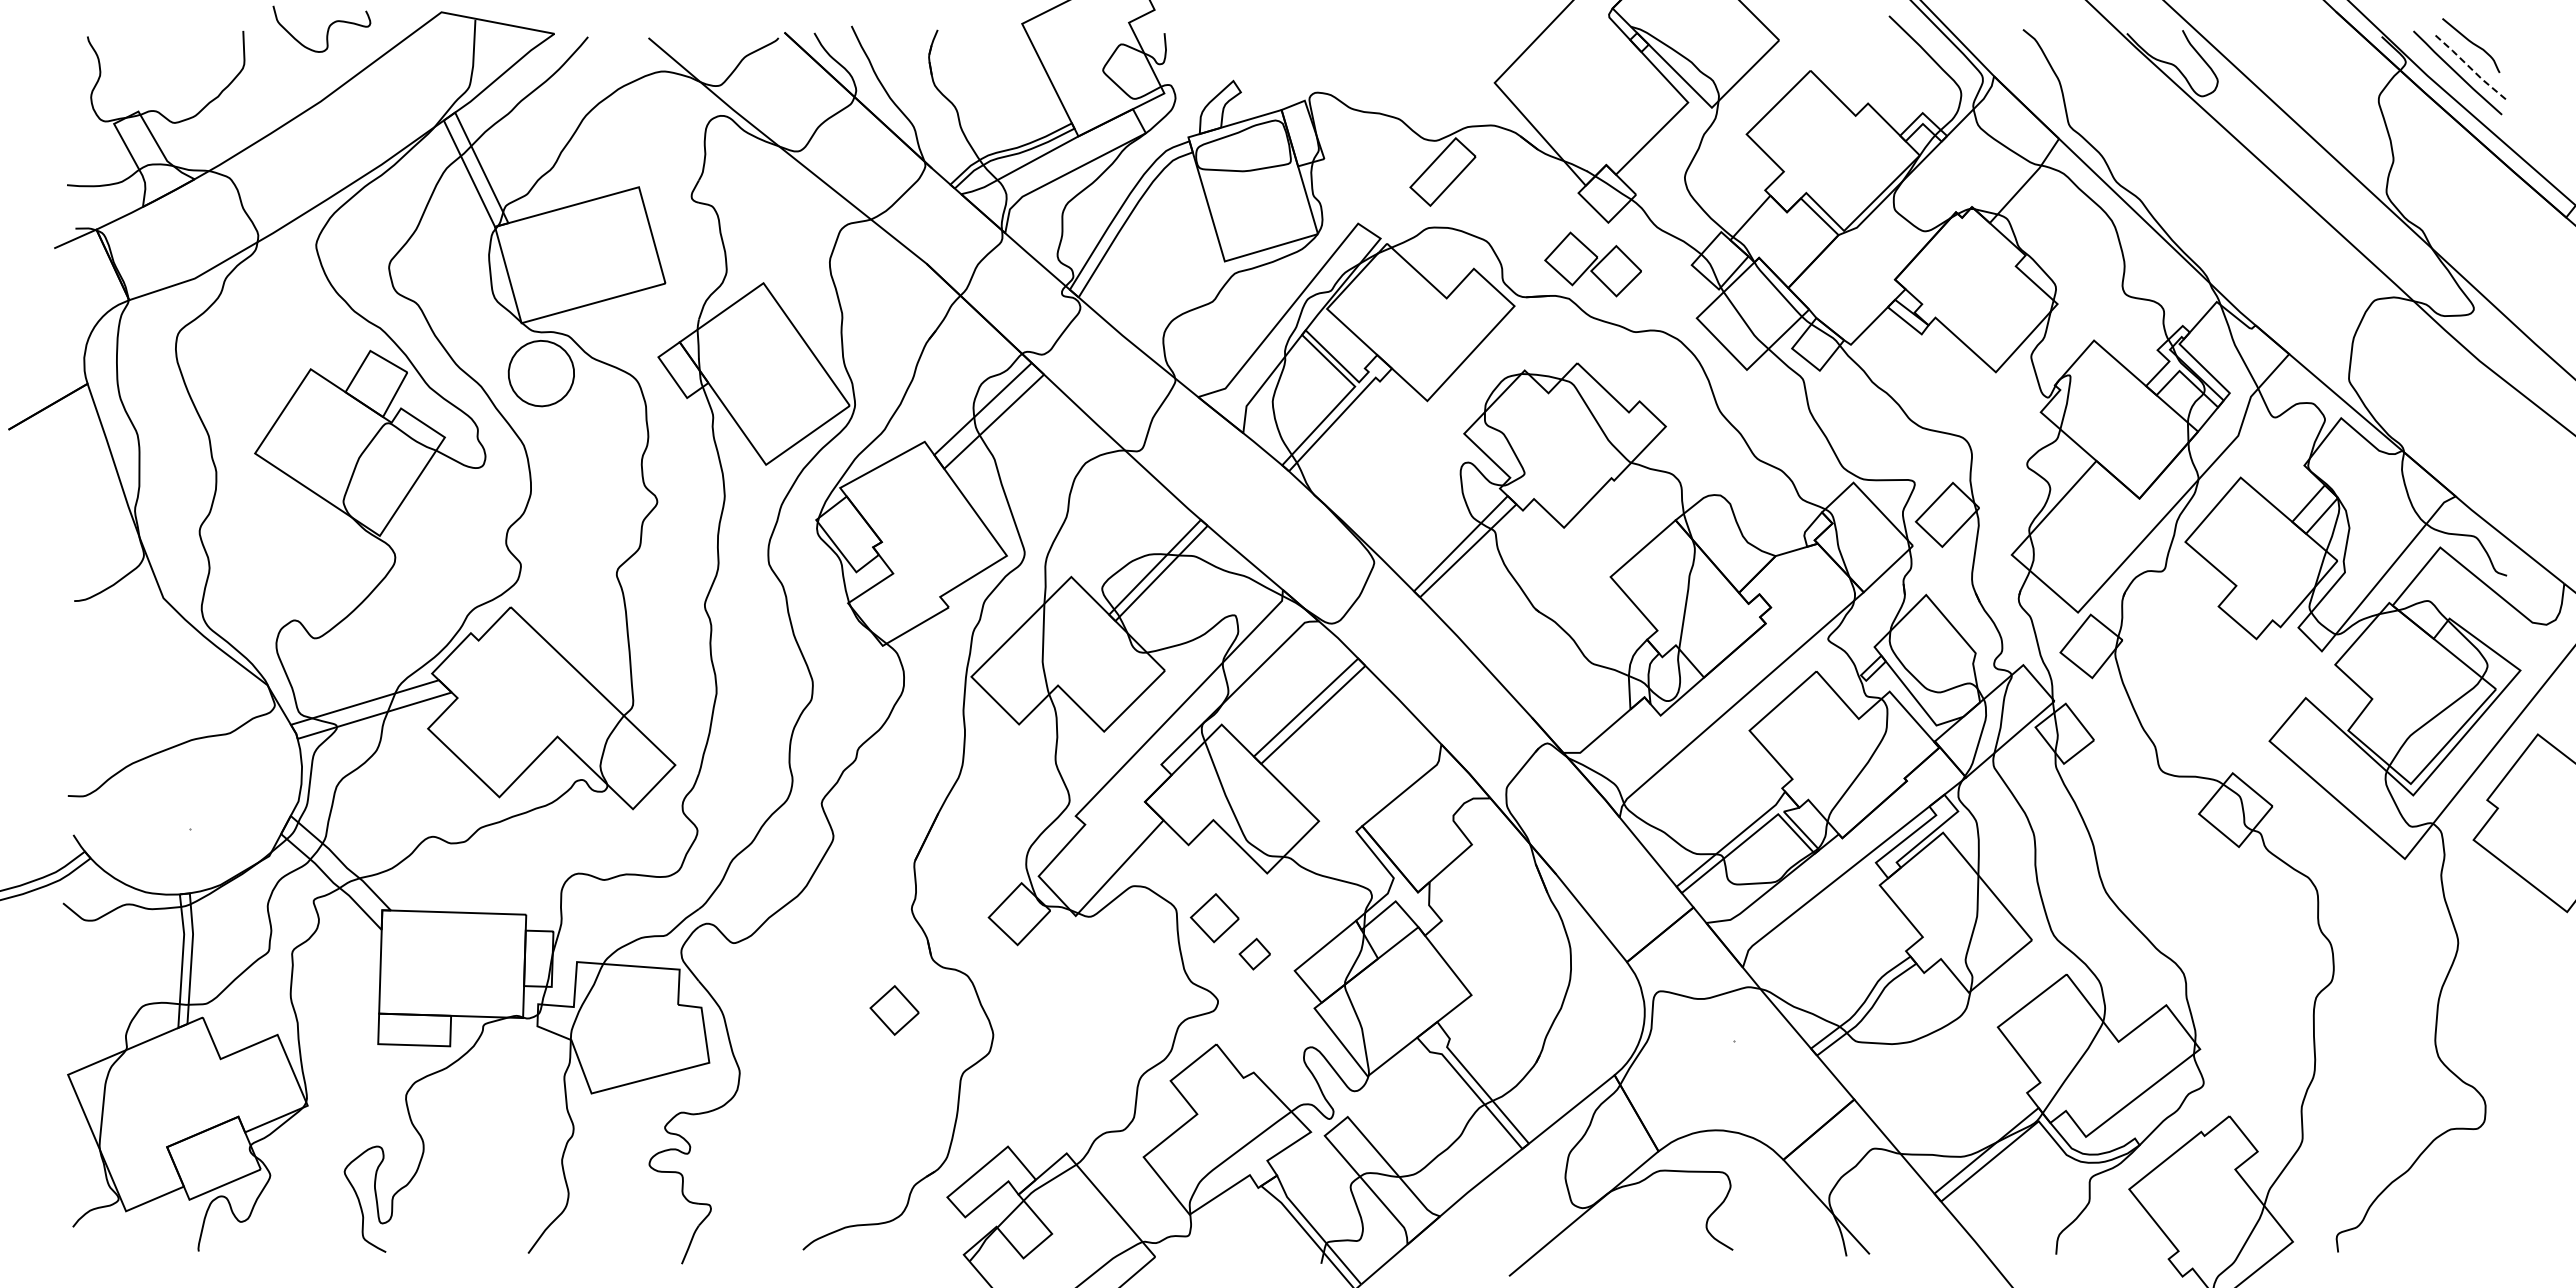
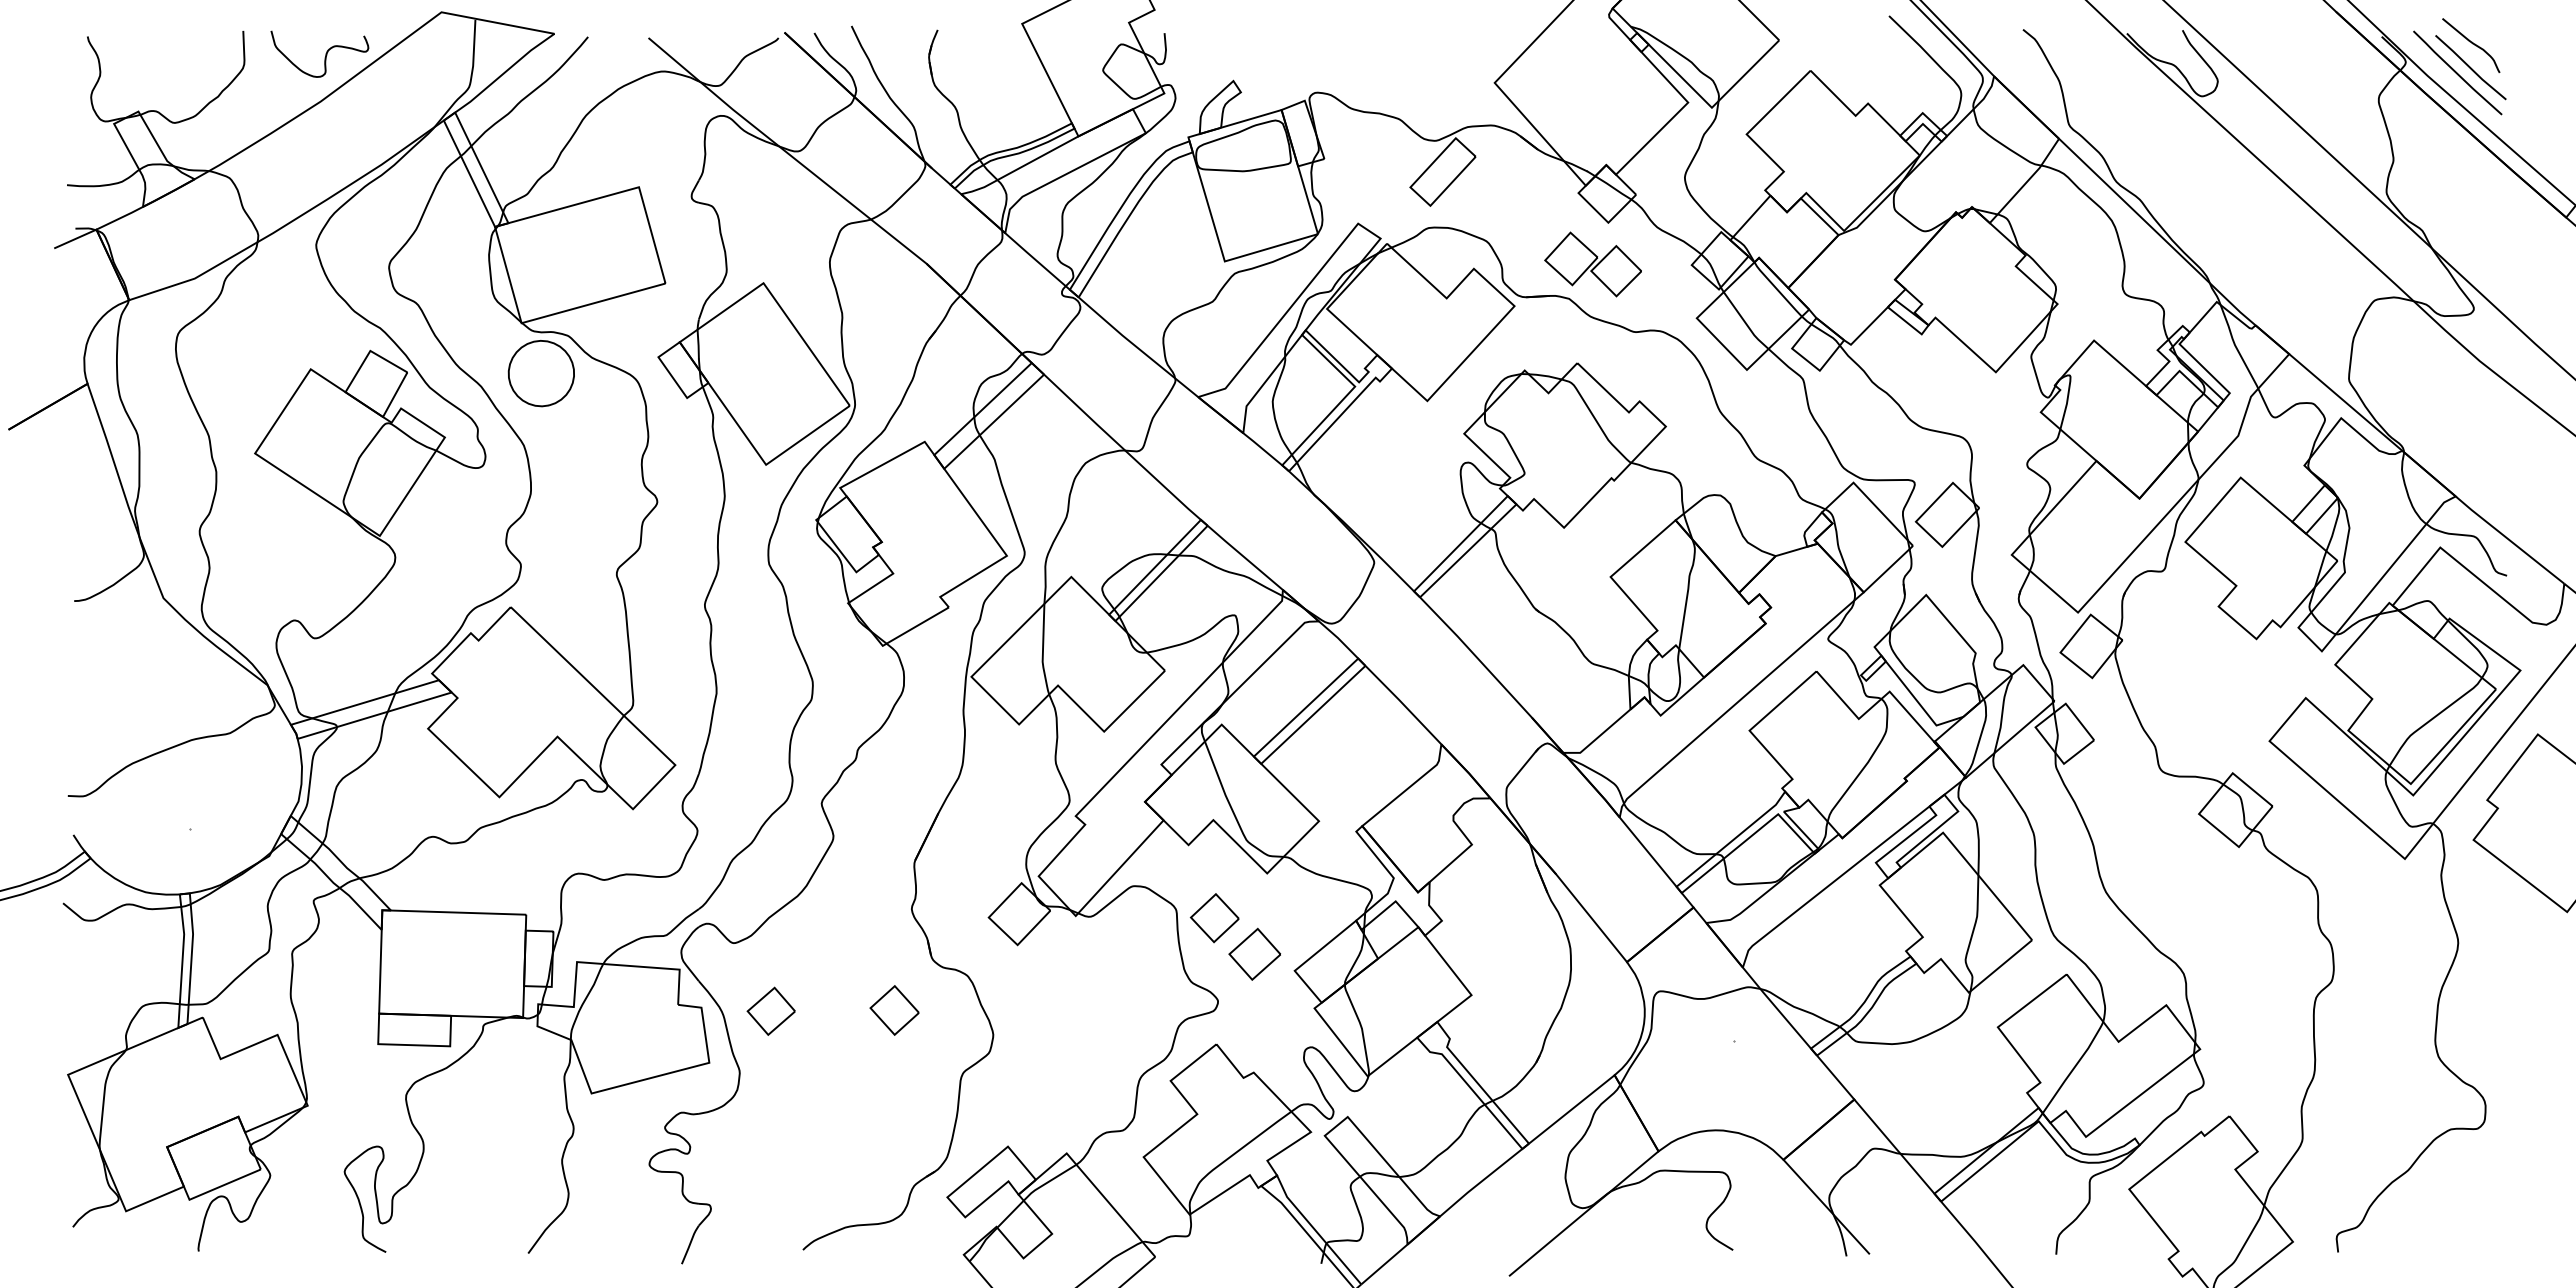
curve position: (327, 28) -> (325, 53) (325, 53)
line: dashed -> solid (2470, 67)
part size: 33x34 px -> 54x54 px (1254, 953)
part: none -> present (770, 1010)
